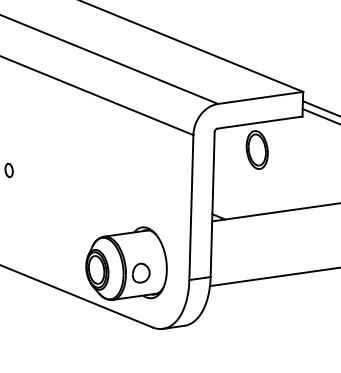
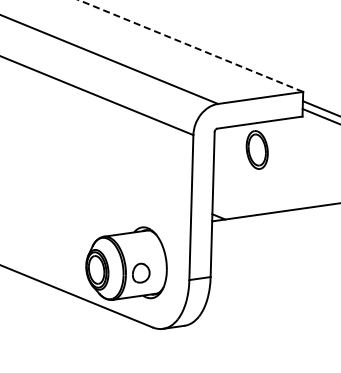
line: solid -> dashed (190, 45)
part: present -> none (8, 170)
line: present -> none (273, 277)
